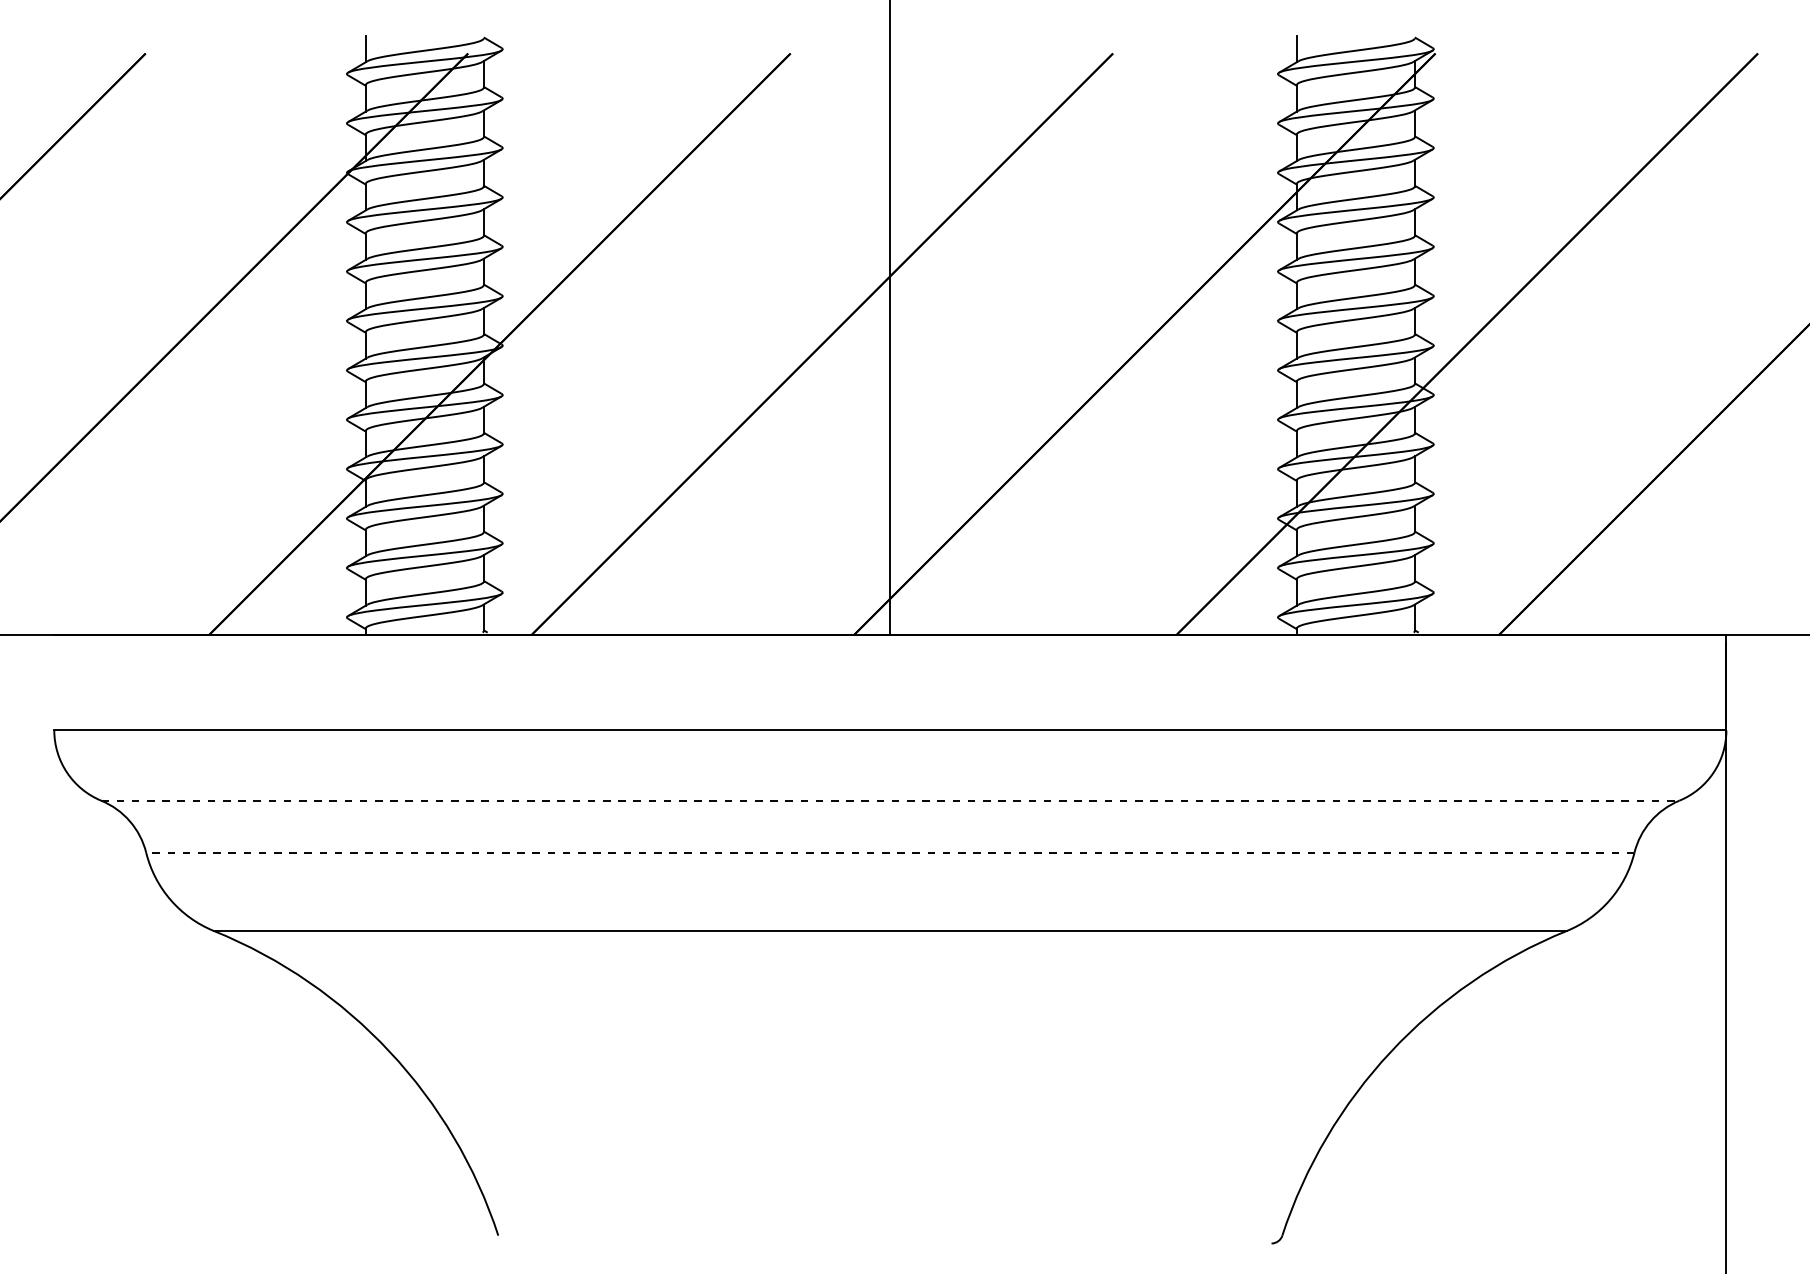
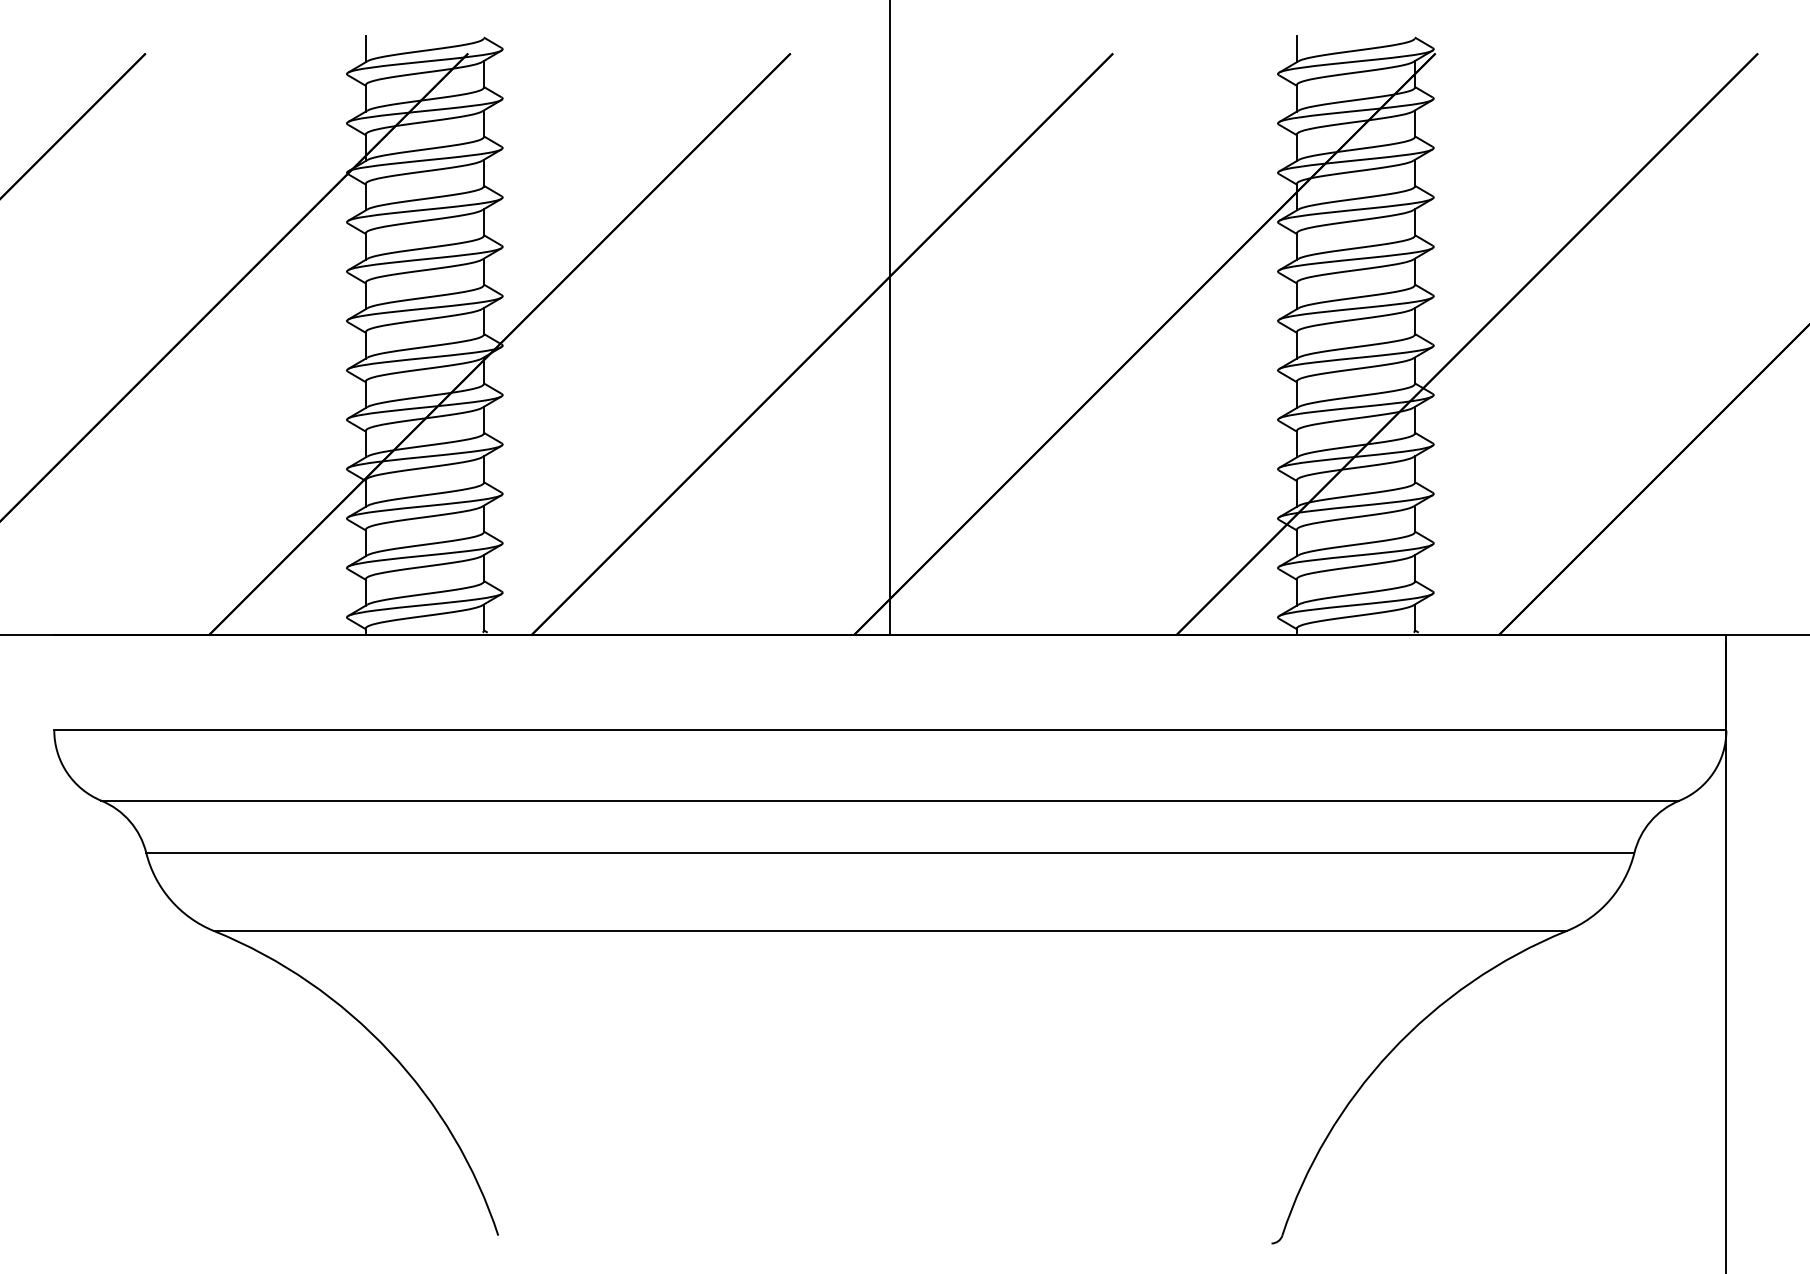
line: dashed -> solid (890, 800)
line: dashed -> solid (889, 852)
